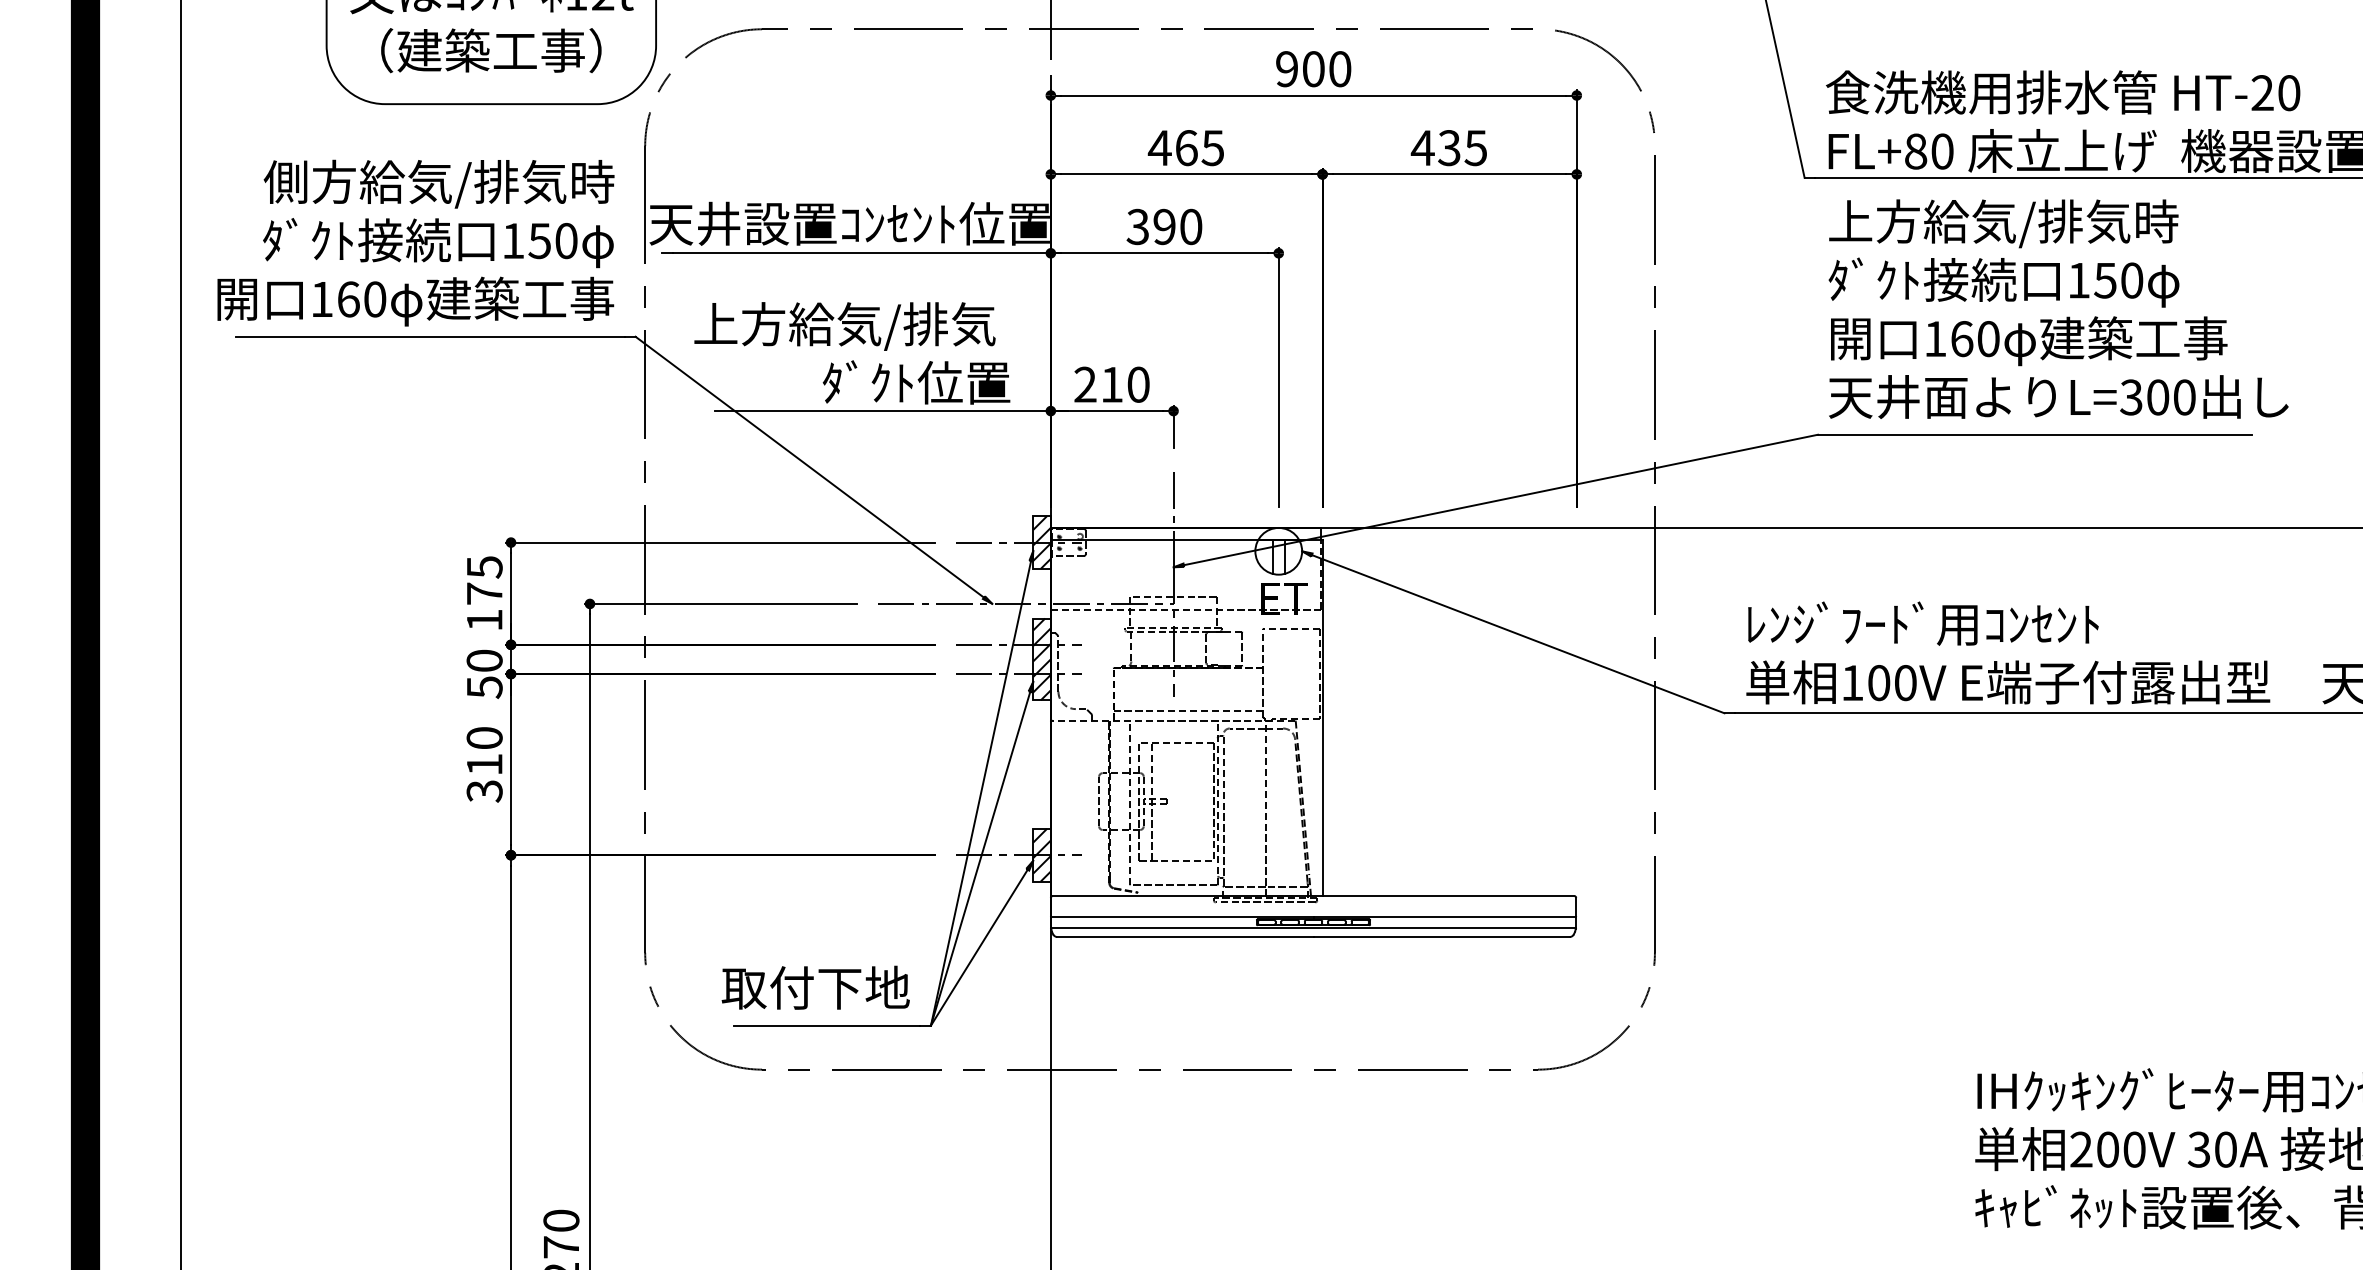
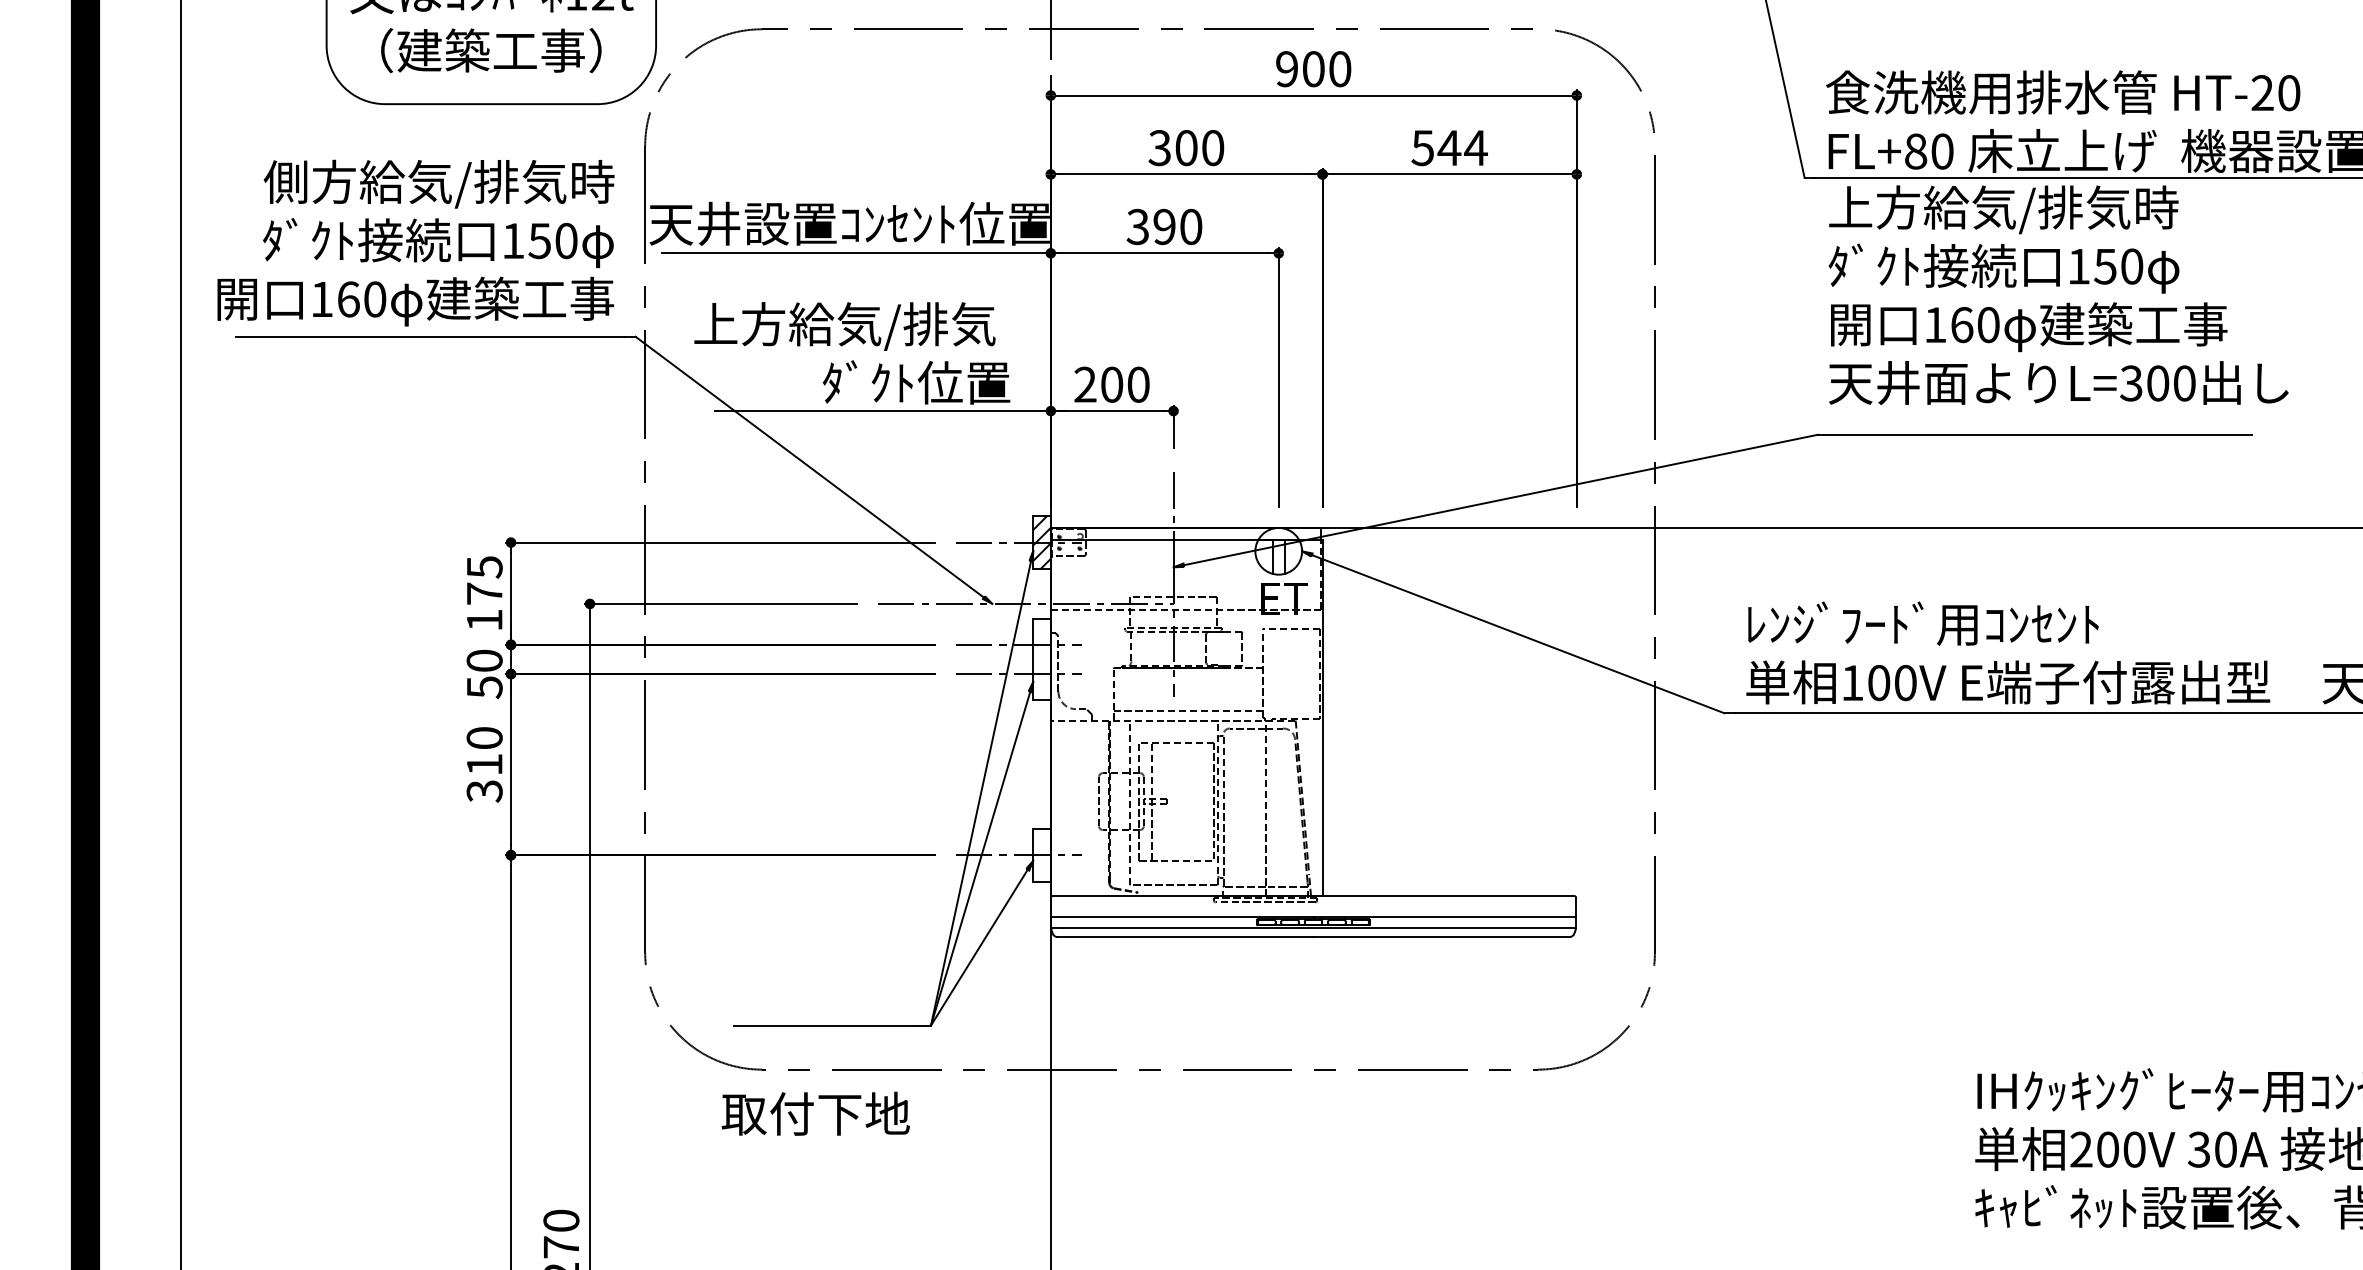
text: 465 -> 300 (1185, 148)
text: 435 -> 544 (1448, 148)
text position: (2058, 308) -> (2058, 294) (2058, 294)
text: 210 -> 200 (1112, 384)
hatch: present -> none (1041, 659)
hatch: present -> none (1041, 854)
text position: (815, 987) -> (815, 1113) (815, 1113)
